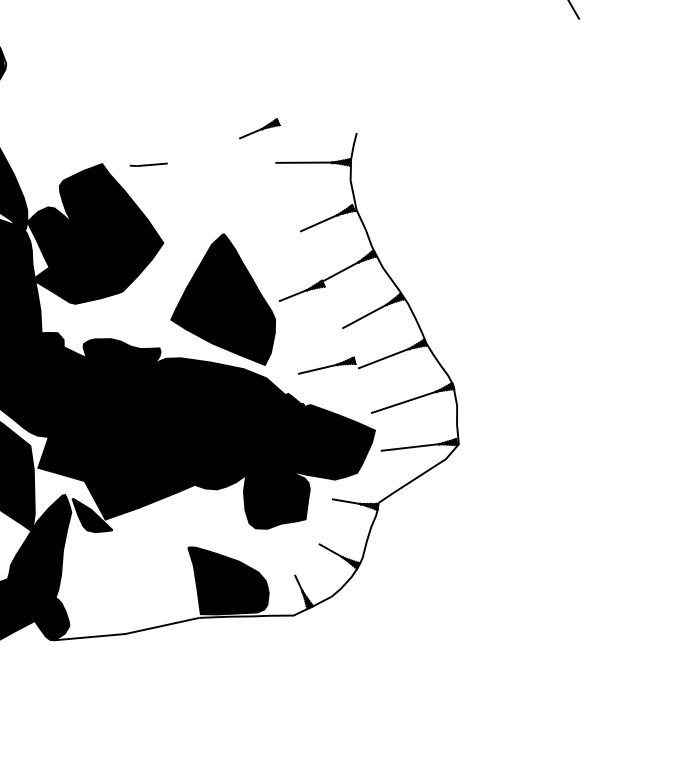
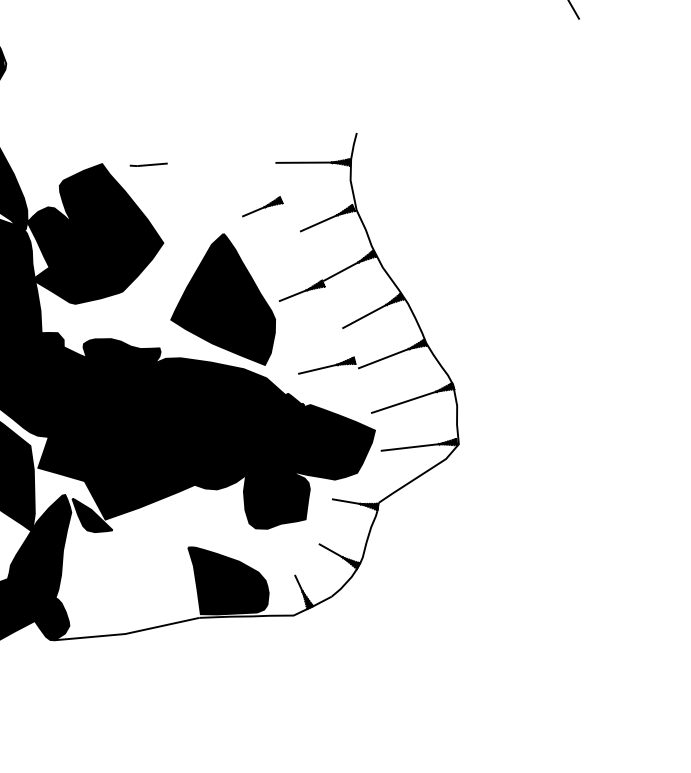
curve position: (260, 128) -> (263, 206) (263, 206)
